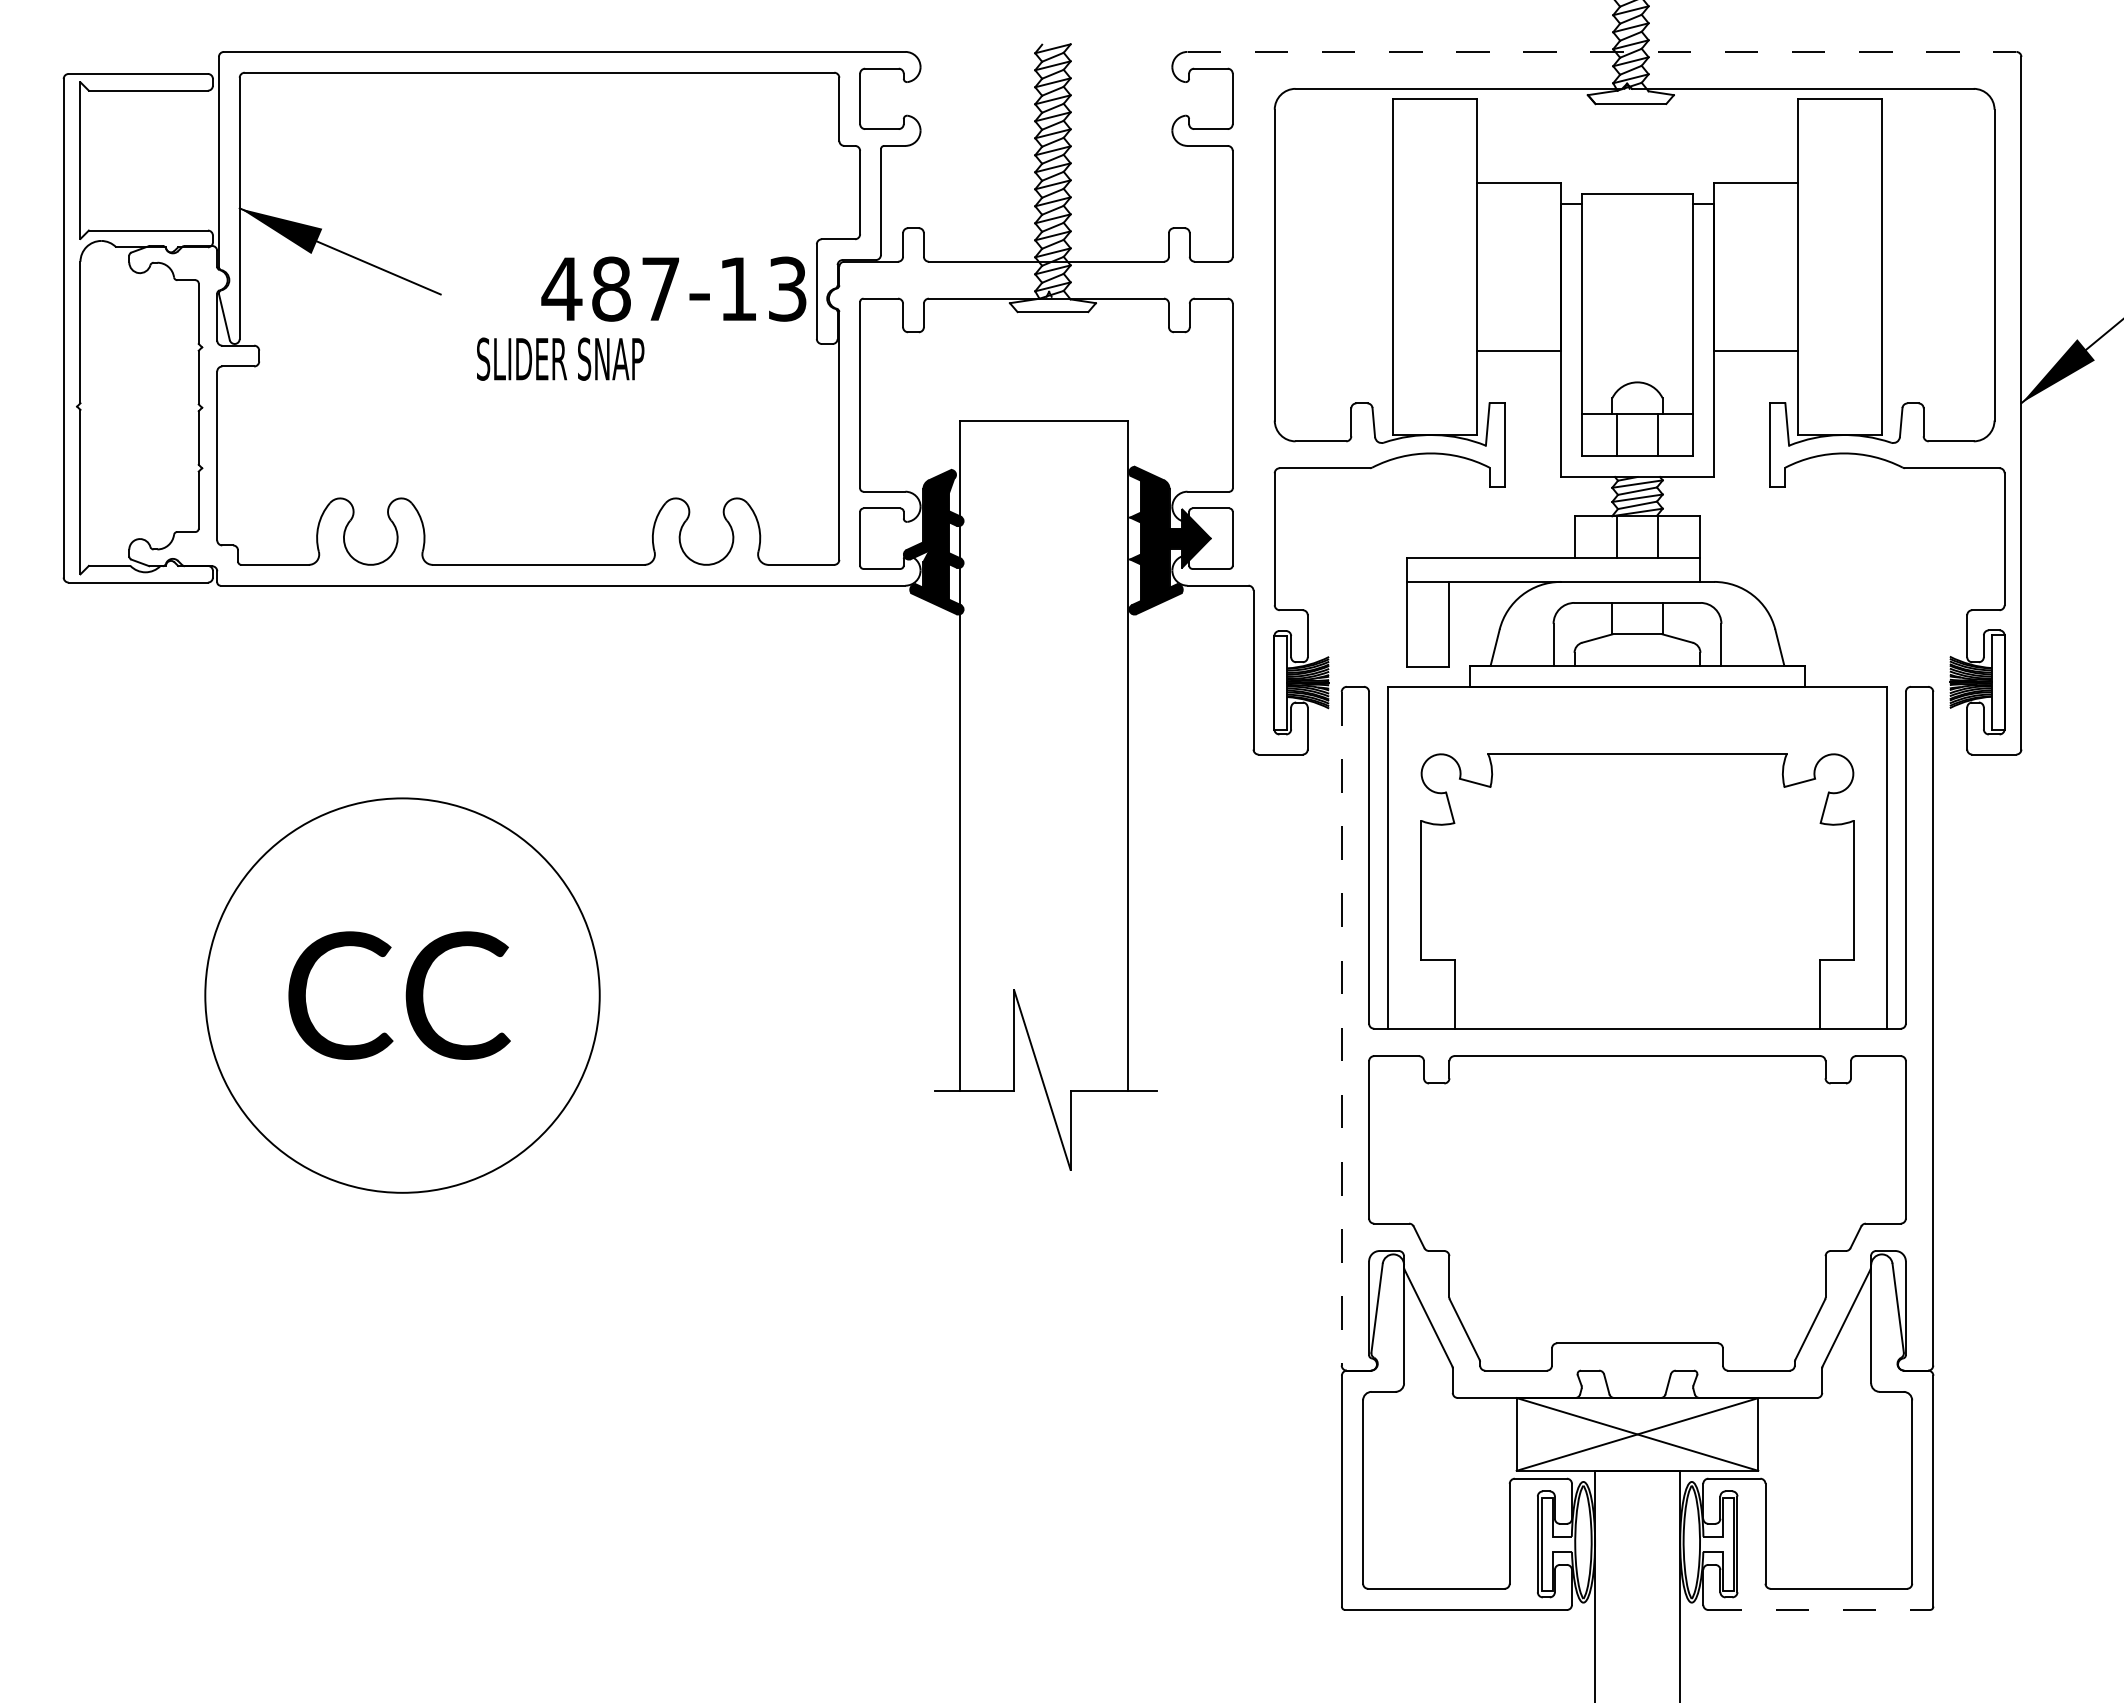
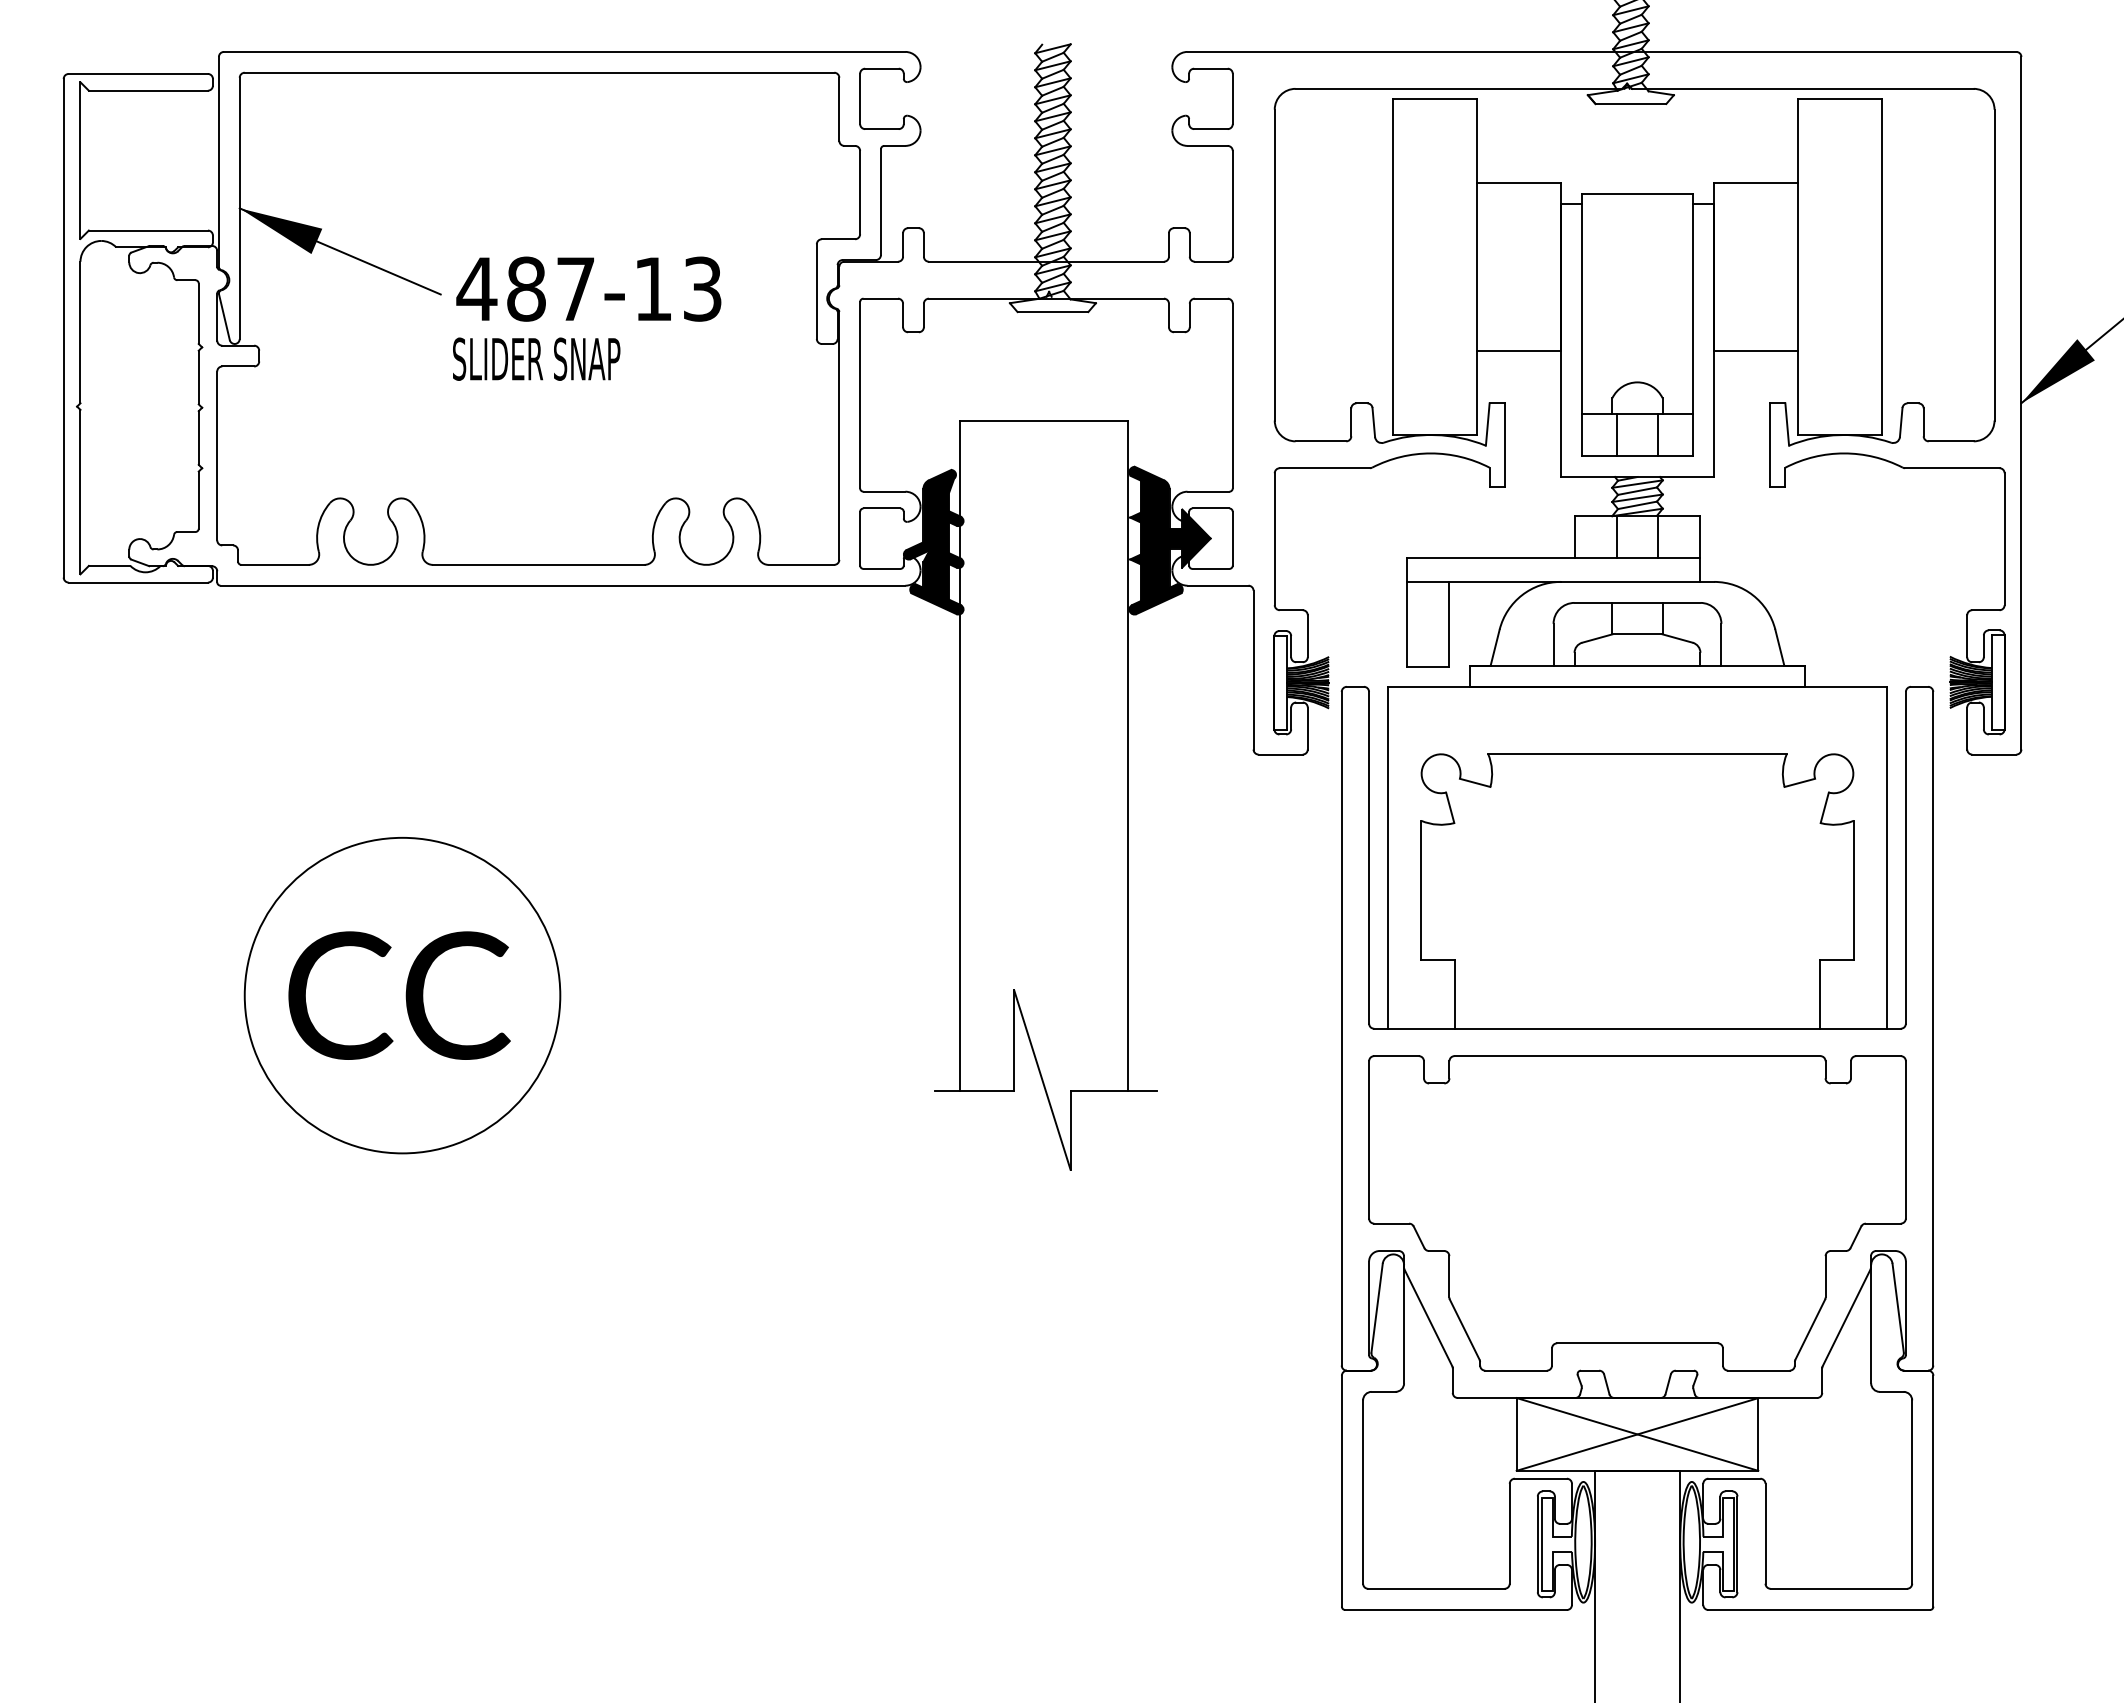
line: dashed -> solid (1602, 51)
text position: (673, 288) -> (588, 288) (588, 288)
text position: (560, 358) -> (536, 358) (536, 358)
circle diameter: 394 px -> 316 px (402, 995)
line: dashed -> solid (1341, 1028)
line: dashed -> solid (1819, 1610)
